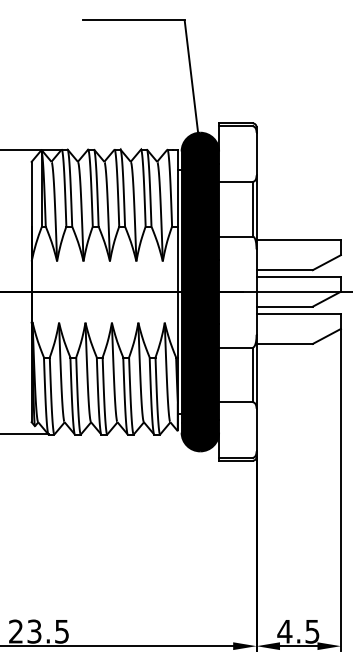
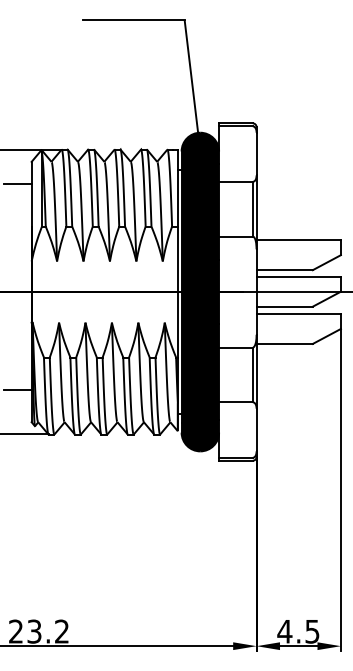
line: none -> present (17, 183)
line: none -> present (17, 390)
text: 23.5 -> 23.2 (61, 631)
